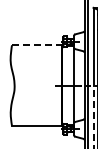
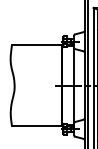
line: dashed -> solid (37, 45)
line: dashed -> solid (93, 116)
